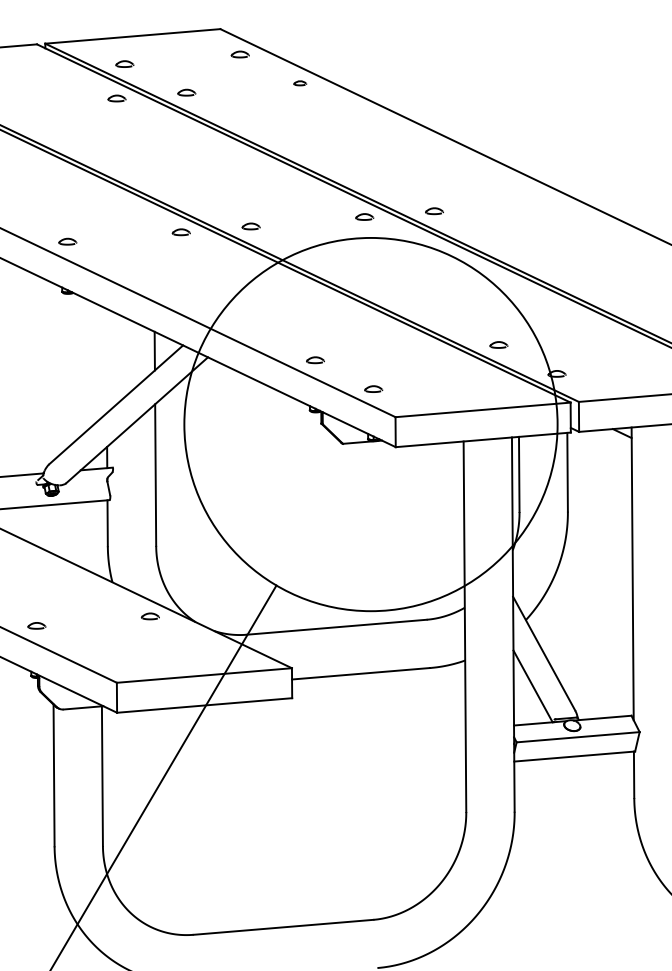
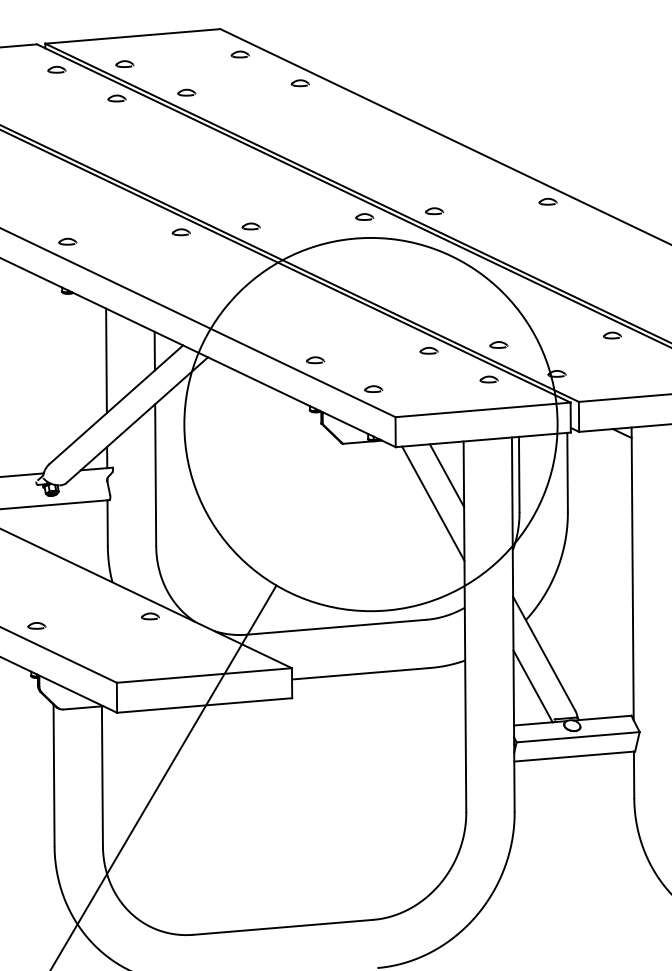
part: none -> present (56, 69)
part size: 15x7 px -> 20x9 px (299, 83)
part: none -> present (547, 201)
part: none -> present (612, 335)
part: none -> present (428, 350)
line: none -> present (106, 360)
part: none -> present (488, 379)
line: none -> present (446, 475)
line: none -> present (433, 503)
